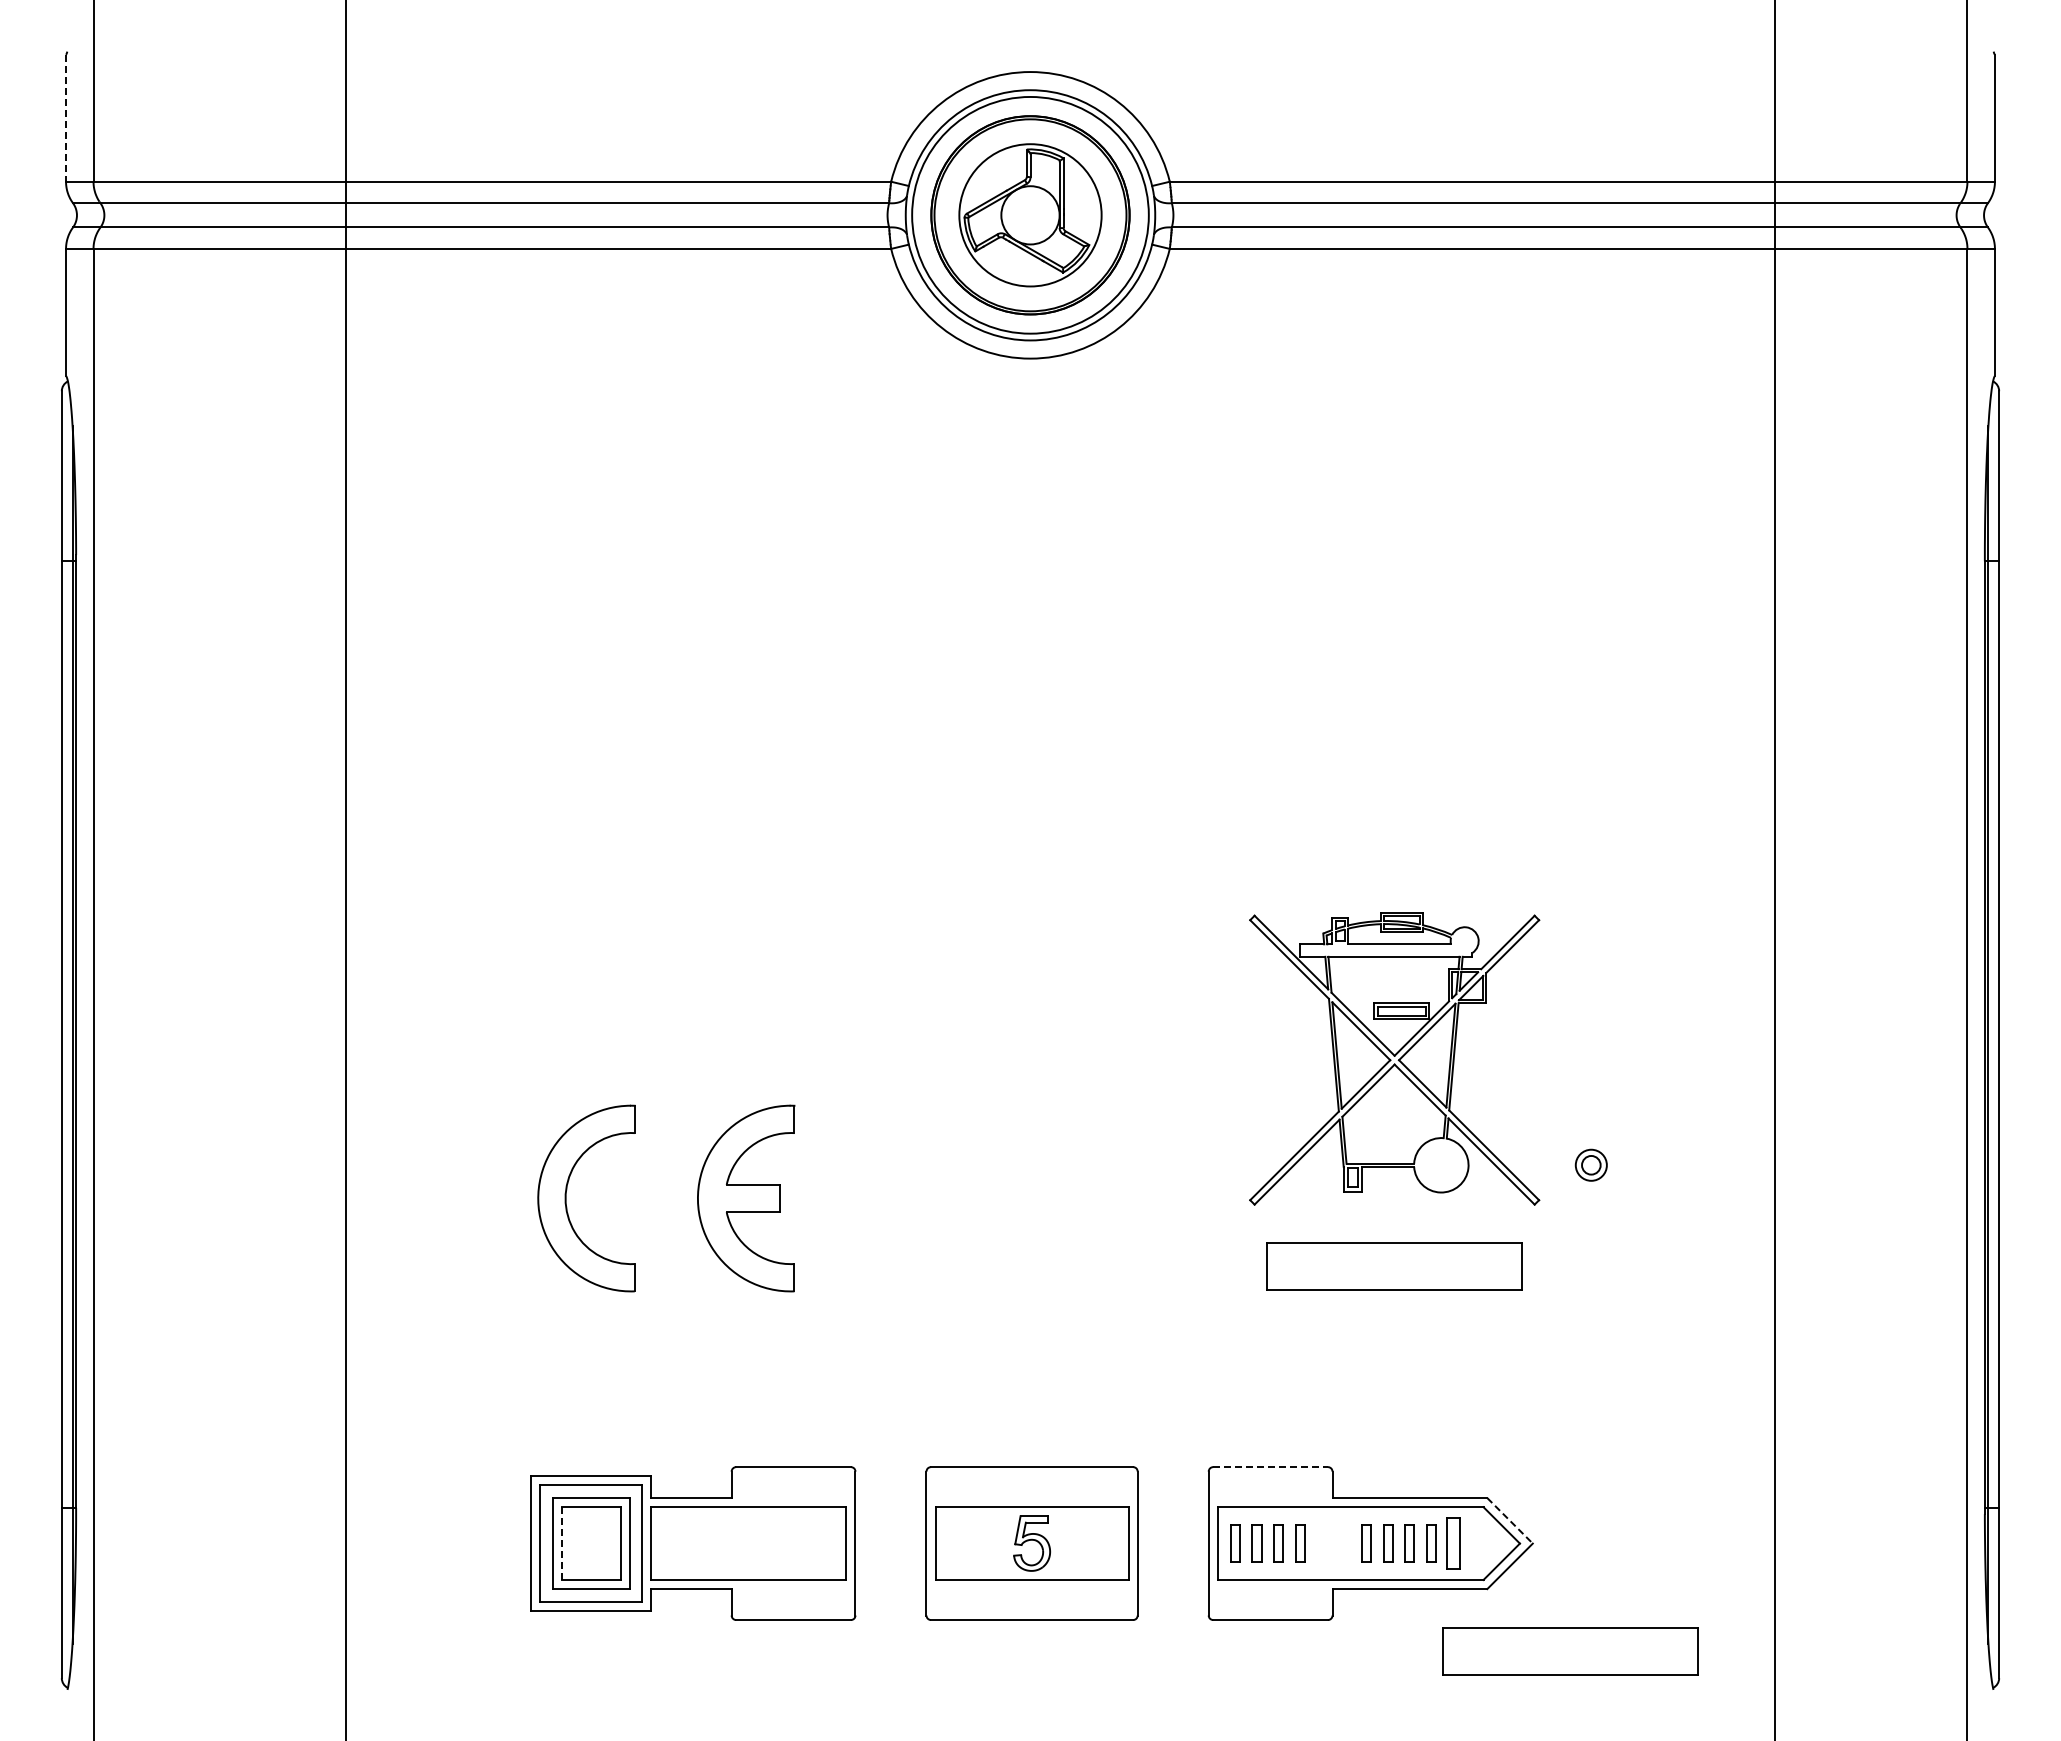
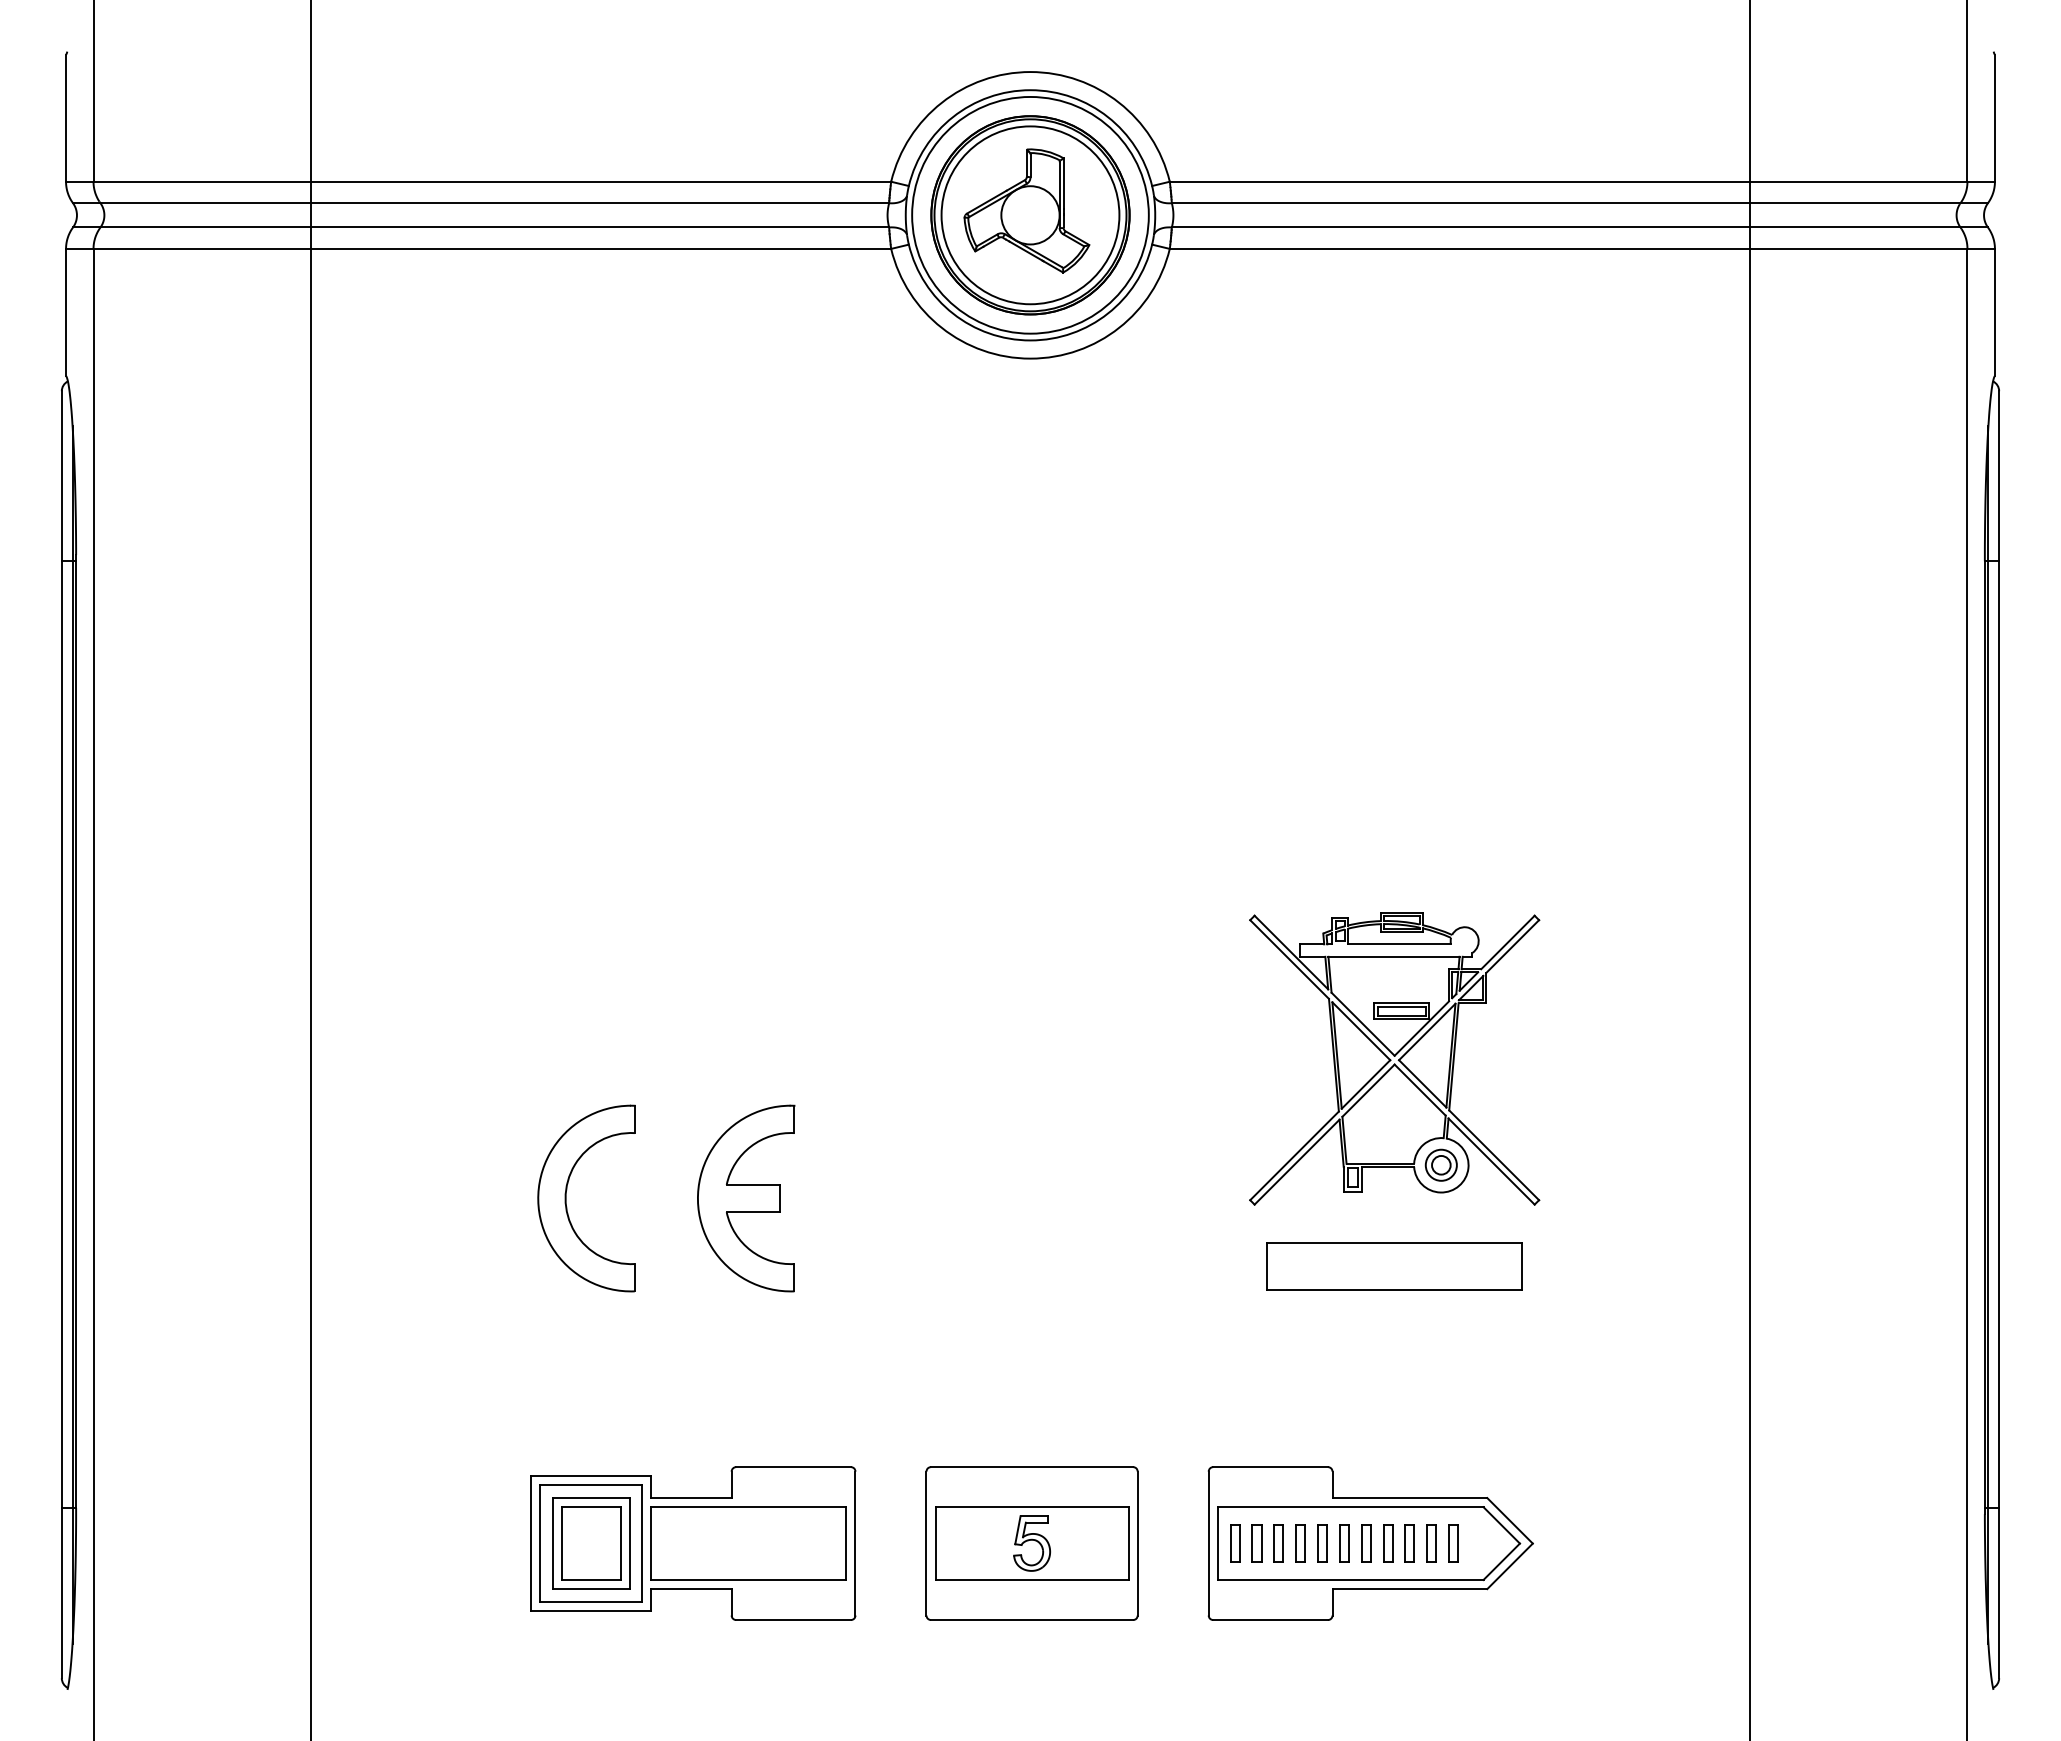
line: dashed -> solid (66, 118)
circle diameter: 142 px -> 178 px (1030, 215)
line position: (346, 869) -> (311, 869) (311, 869)
line position: (1774, 869) -> (1749, 869) (1749, 869)
part position: (1590, 1164) -> (1440, 1164) (1440, 1164)
line: dashed -> solid (1271, 1467)
line: dashed -> solid (1510, 1521)
line: dashed -> solid (562, 1543)
part: none -> present (1322, 1543)
part: none -> present (1344, 1543)
part size: 15x53 px -> 11x39 px (1453, 1543)
part: present -> none (1570, 1651)
